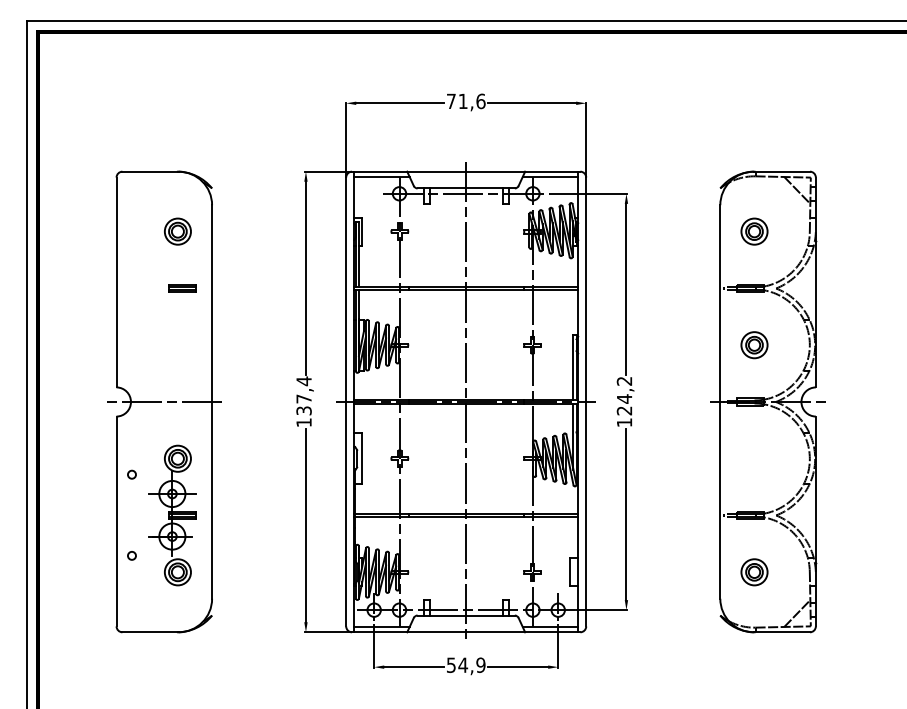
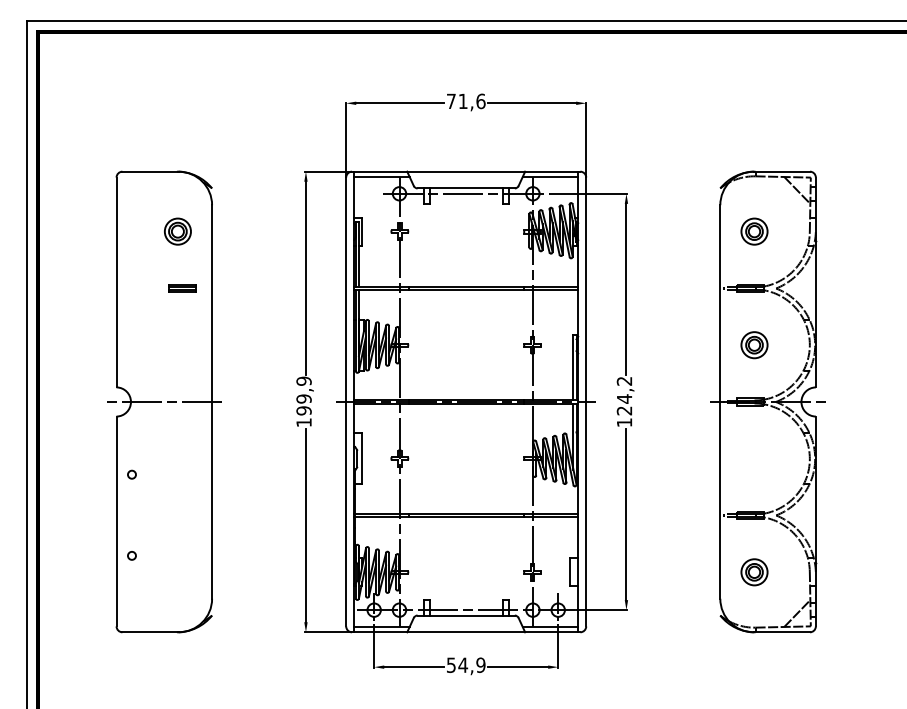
text: 137,4 -> 199,9 (303, 395)
line: present -> none (466, 401)
part: present -> none (172, 515)
